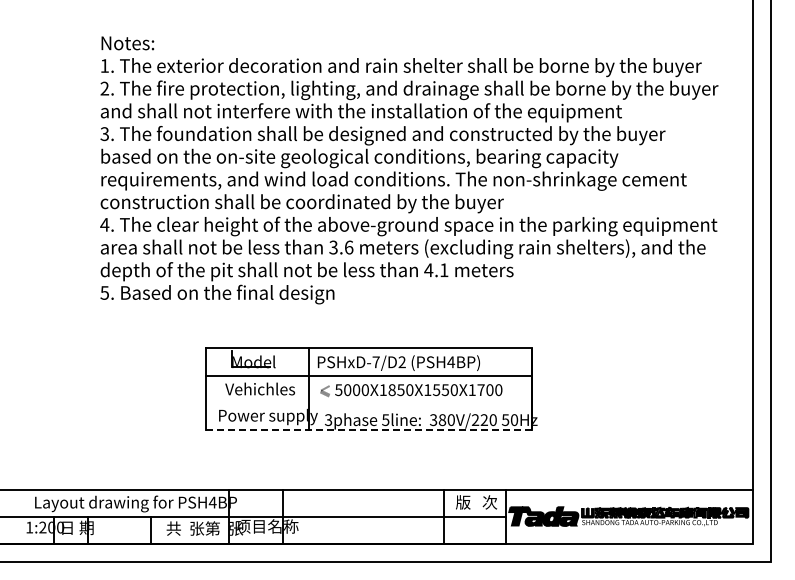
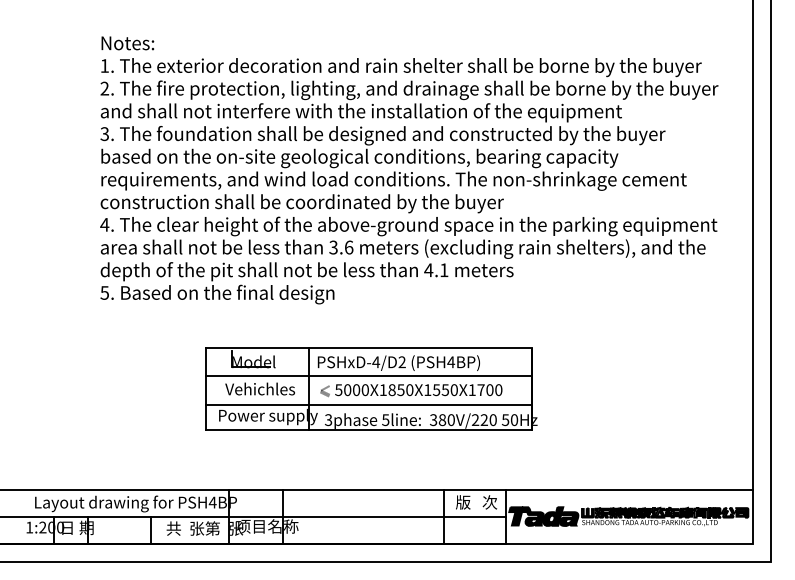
text: PSHxD-7/D2 -> PSHxD-4/D2 (376, 362)
line: none -> present (368, 404)
line: dashed -> solid (369, 430)
